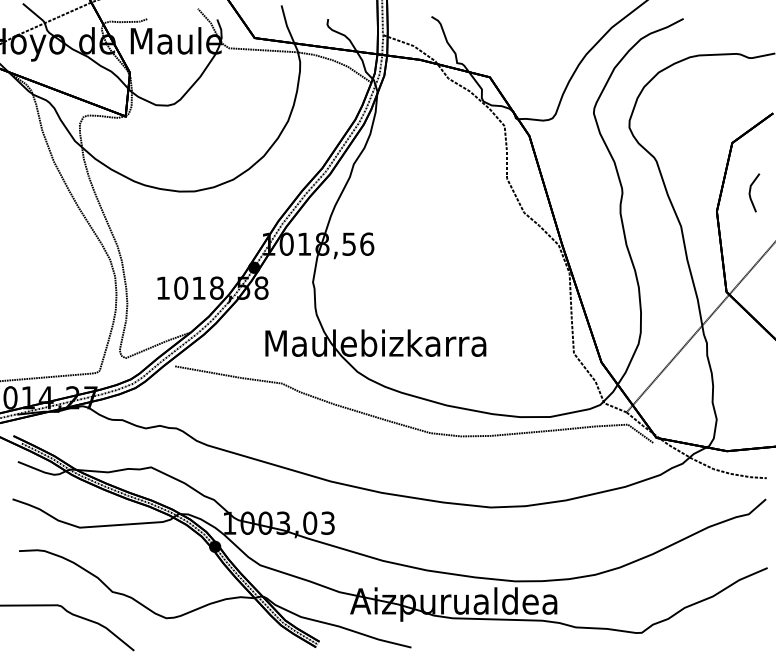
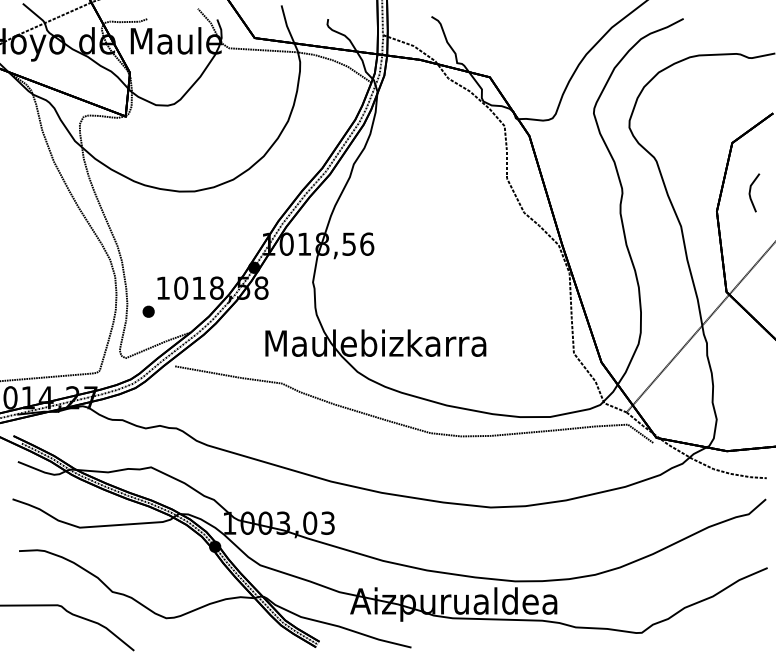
part: none -> present (148, 311)
